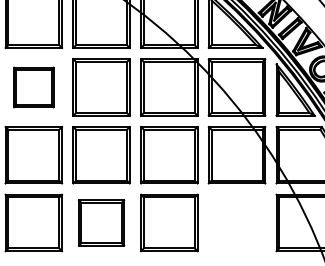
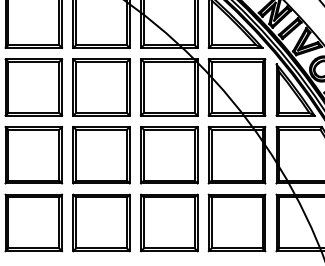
part size: 42x43 px -> 60x59 px (33, 87)
part size: 49x48 px -> 59x60 px (101, 222)
part: none -> present (236, 222)
